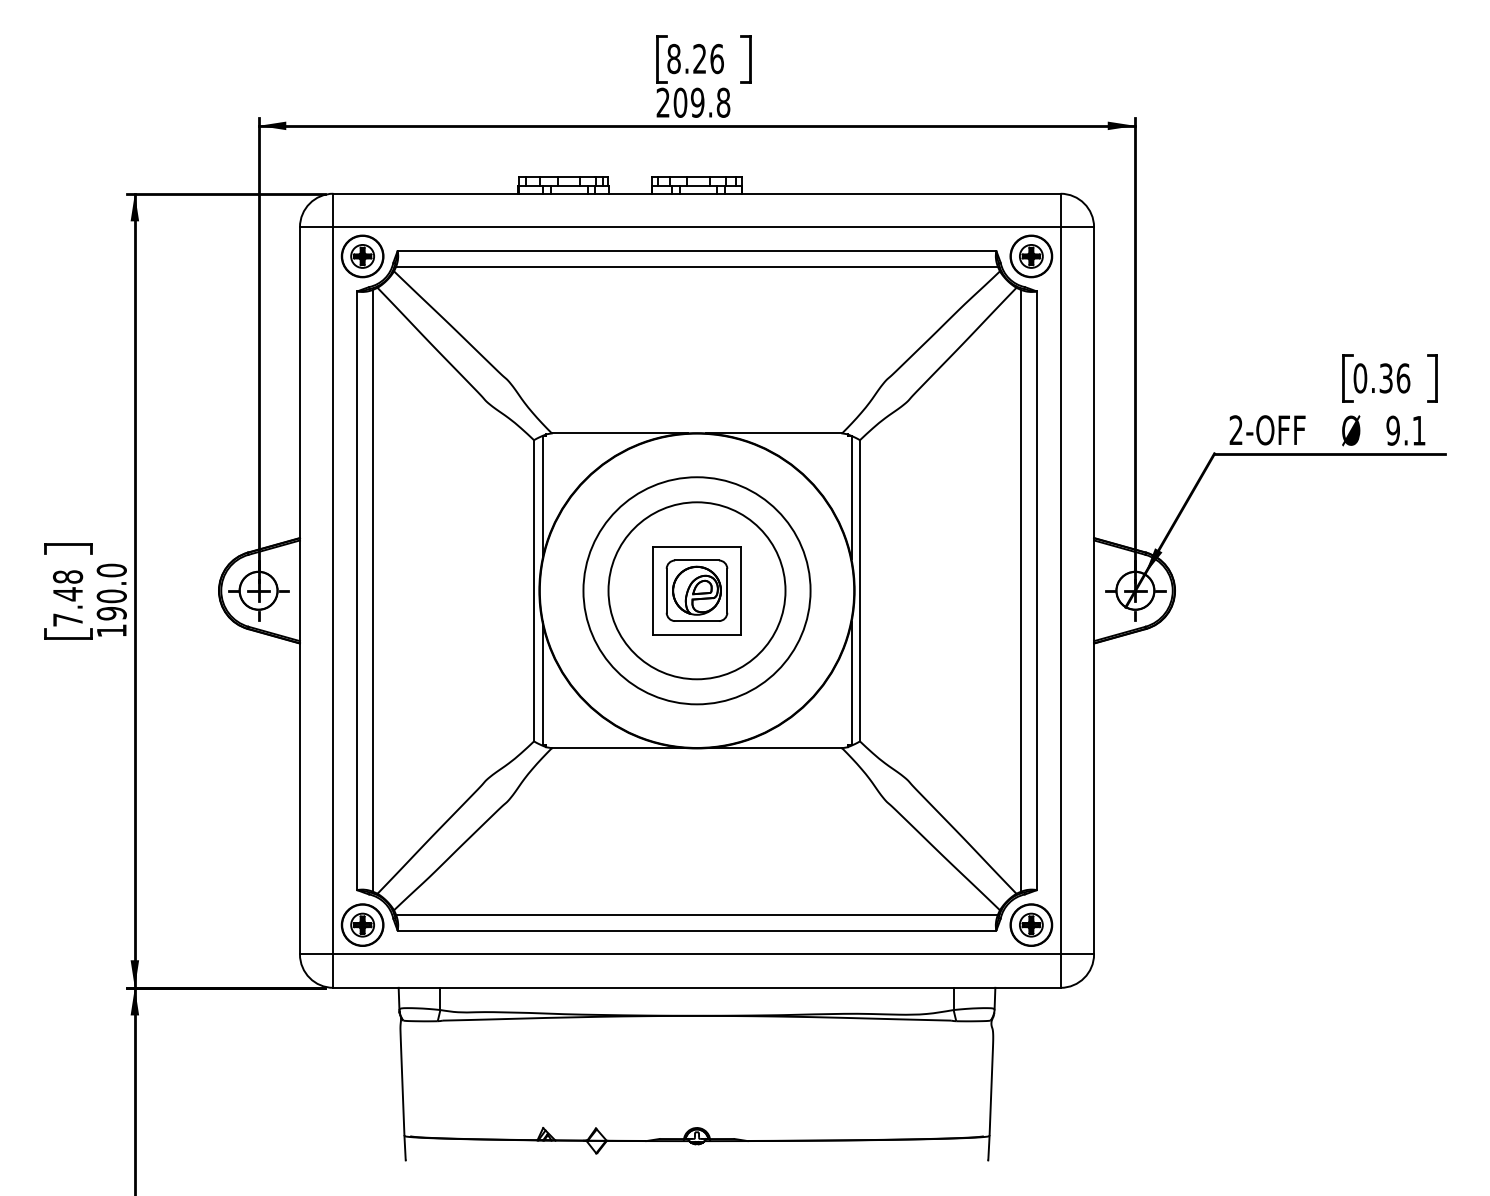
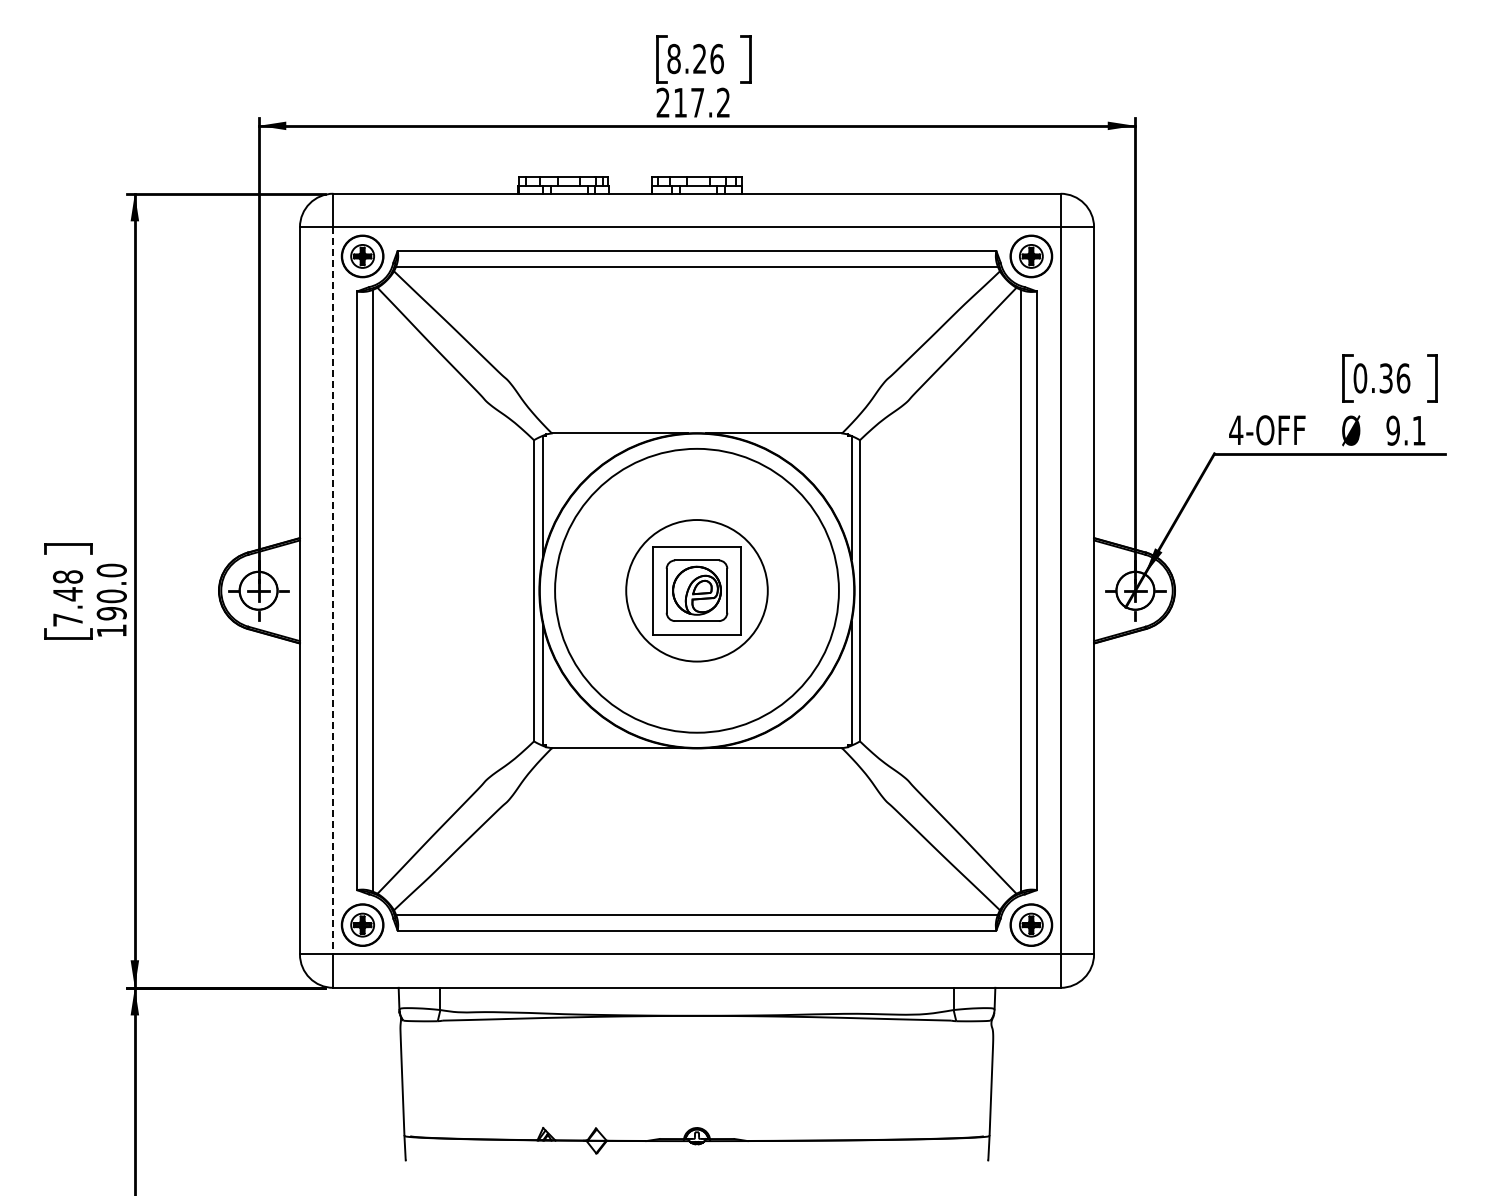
text: 209.8 -> 217.2 (701, 102)
text: 2-OFF -> 4-OFF (1236, 429)
line: solid -> dashed (333, 590)
circle diameter: 177 px -> 142 px (696, 590)
circle diameter: 227 px -> 284 px (696, 590)
